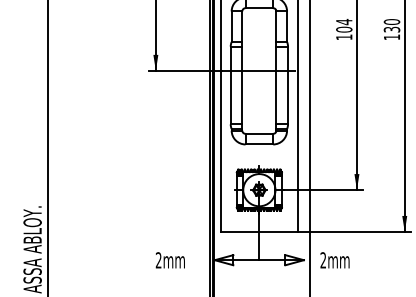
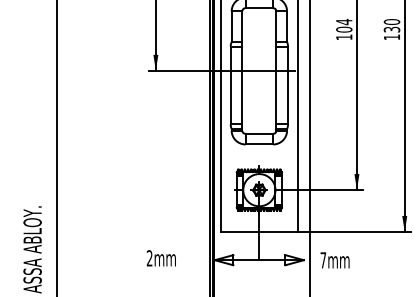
line position: (48, 147) -> (57, 147) (57, 147)
text position: (169, 260) -> (160, 258) (160, 258)
text: 2mm -> 7mm (323, 260)
